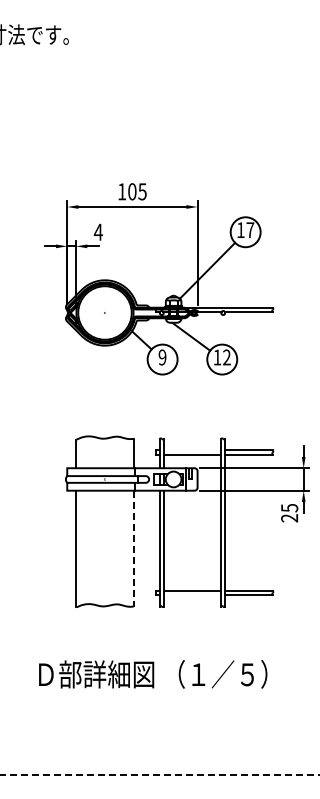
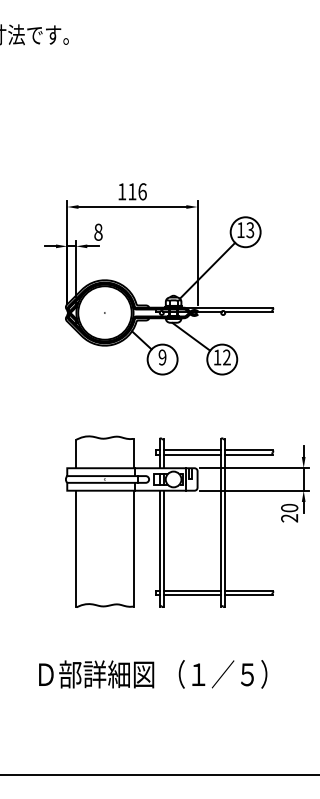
text: 105 -> 116 (137, 191)
text: 17 -> 13 (250, 230)
text: 4 -> 8 (97, 231)
line: none -> present (192, 450)
text: 25 -> 20 (289, 507)
line: dashed -> solid (133, 548)
line: none -> present (192, 595)
line: dashed -> solid (160, 775)
